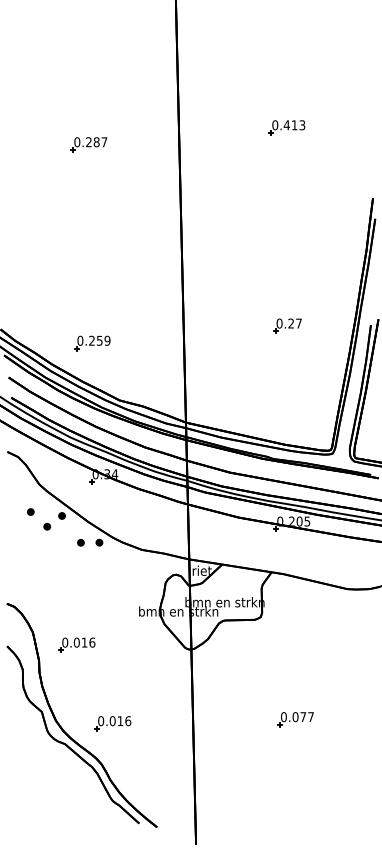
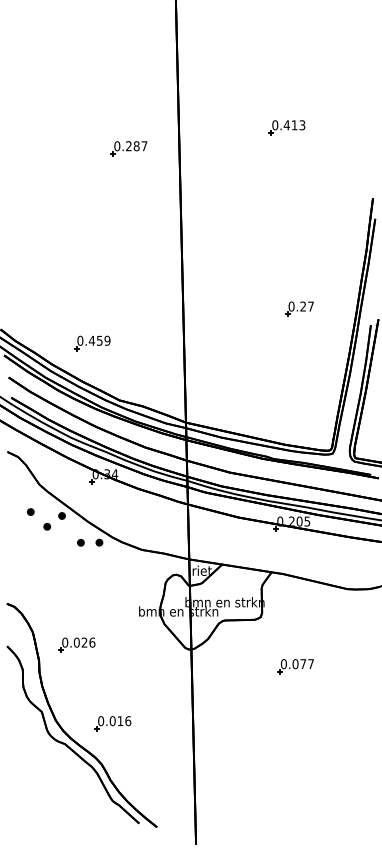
part position: (88, 144) -> (128, 148) (128, 148)
part position: (287, 325) -> (299, 308) (299, 308)
text: 0.259 -> 0.459 (91, 340)
text: 0.016 -> 0.026 (84, 642)
part position: (295, 719) -> (295, 666) (295, 666)
